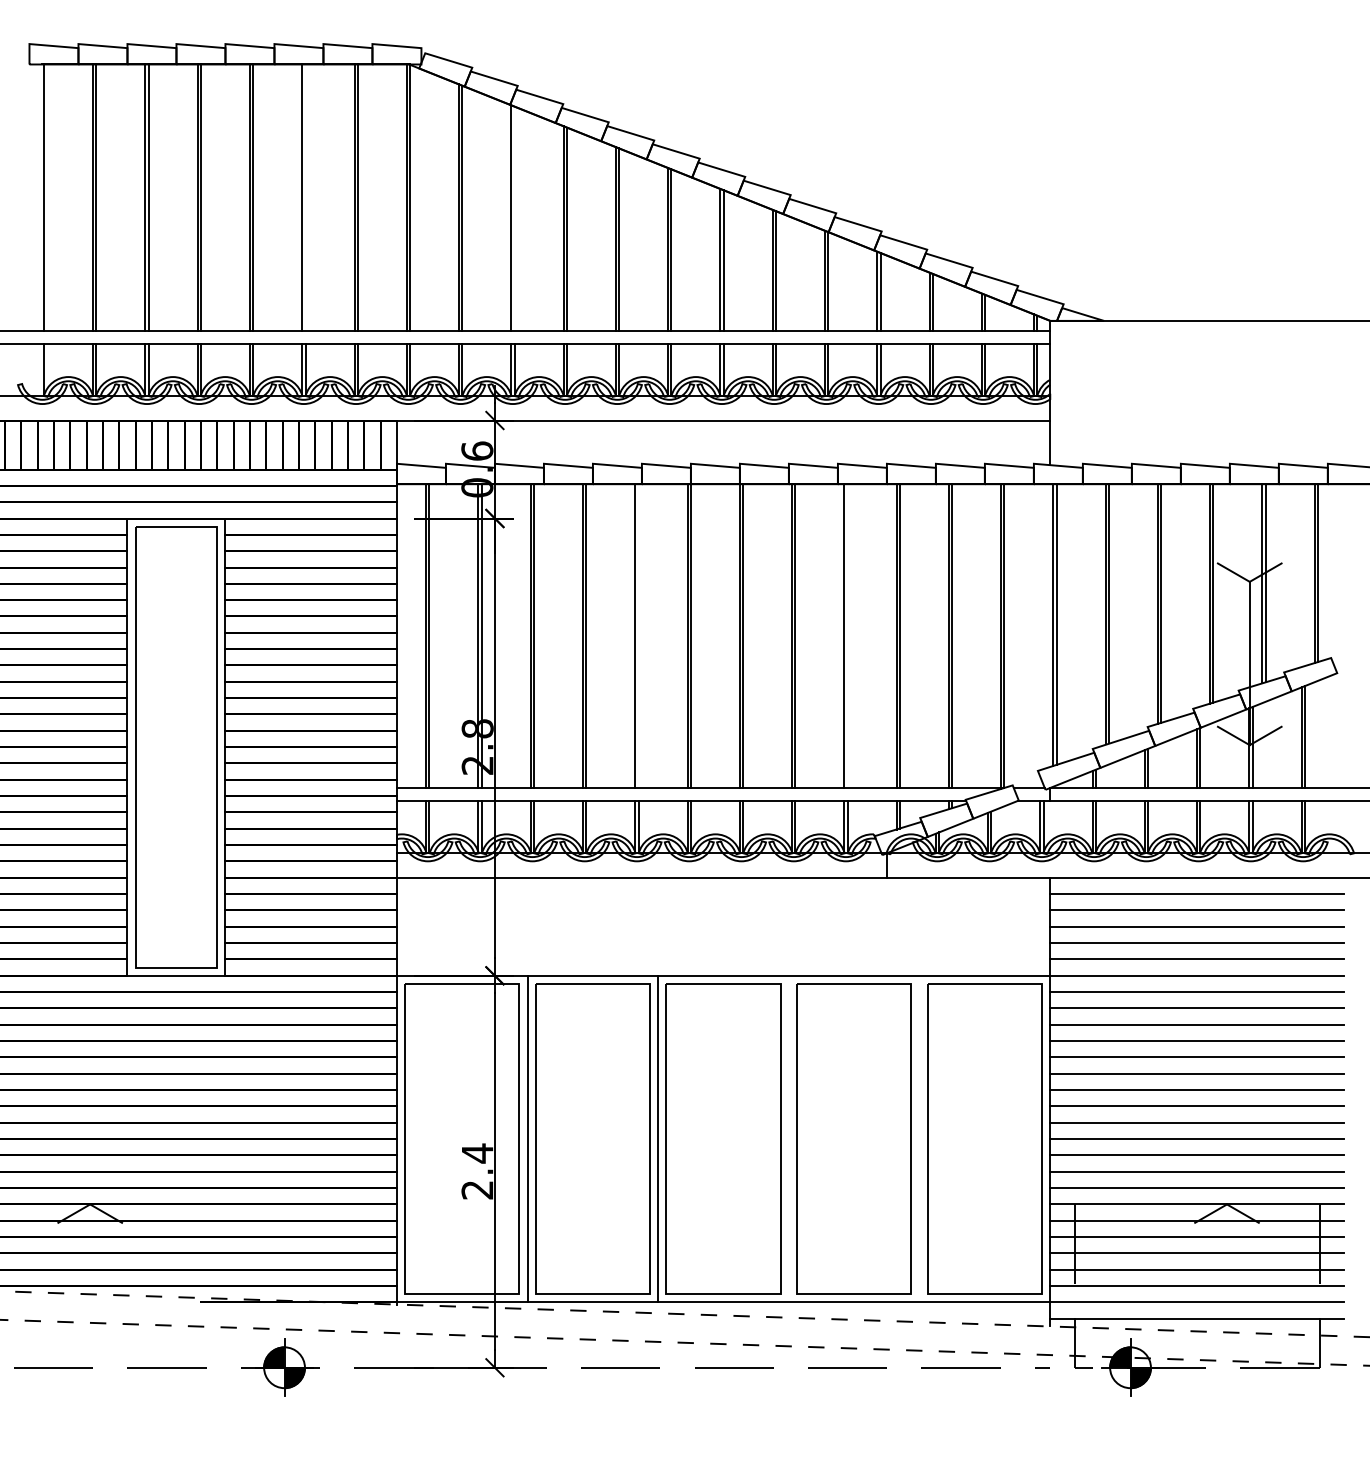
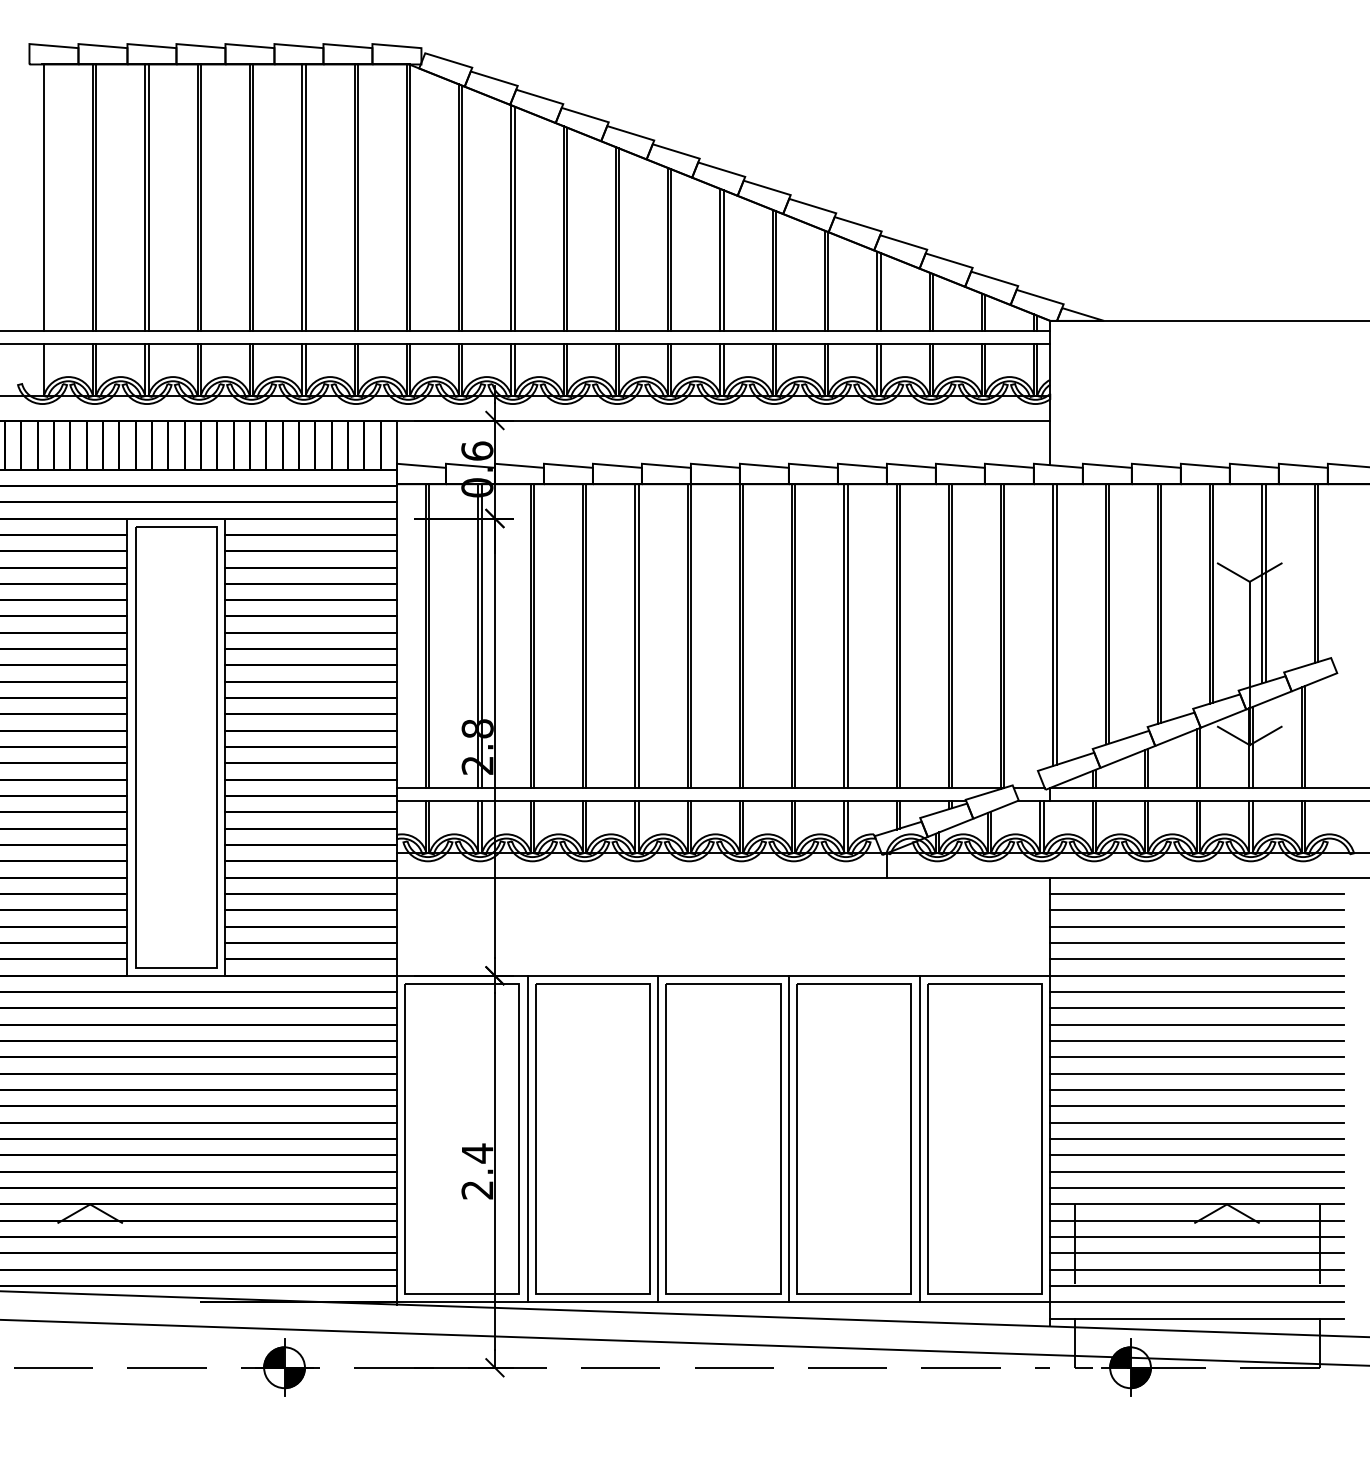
line: none -> present (305, 197)
line: none -> present (514, 218)
line: none -> present (638, 635)
line: none -> present (847, 635)
line: none -> present (788, 1138)
line: none -> present (919, 1138)
line: dashed -> solid (685, 1314)
line: dashed -> solid (684, 1342)
